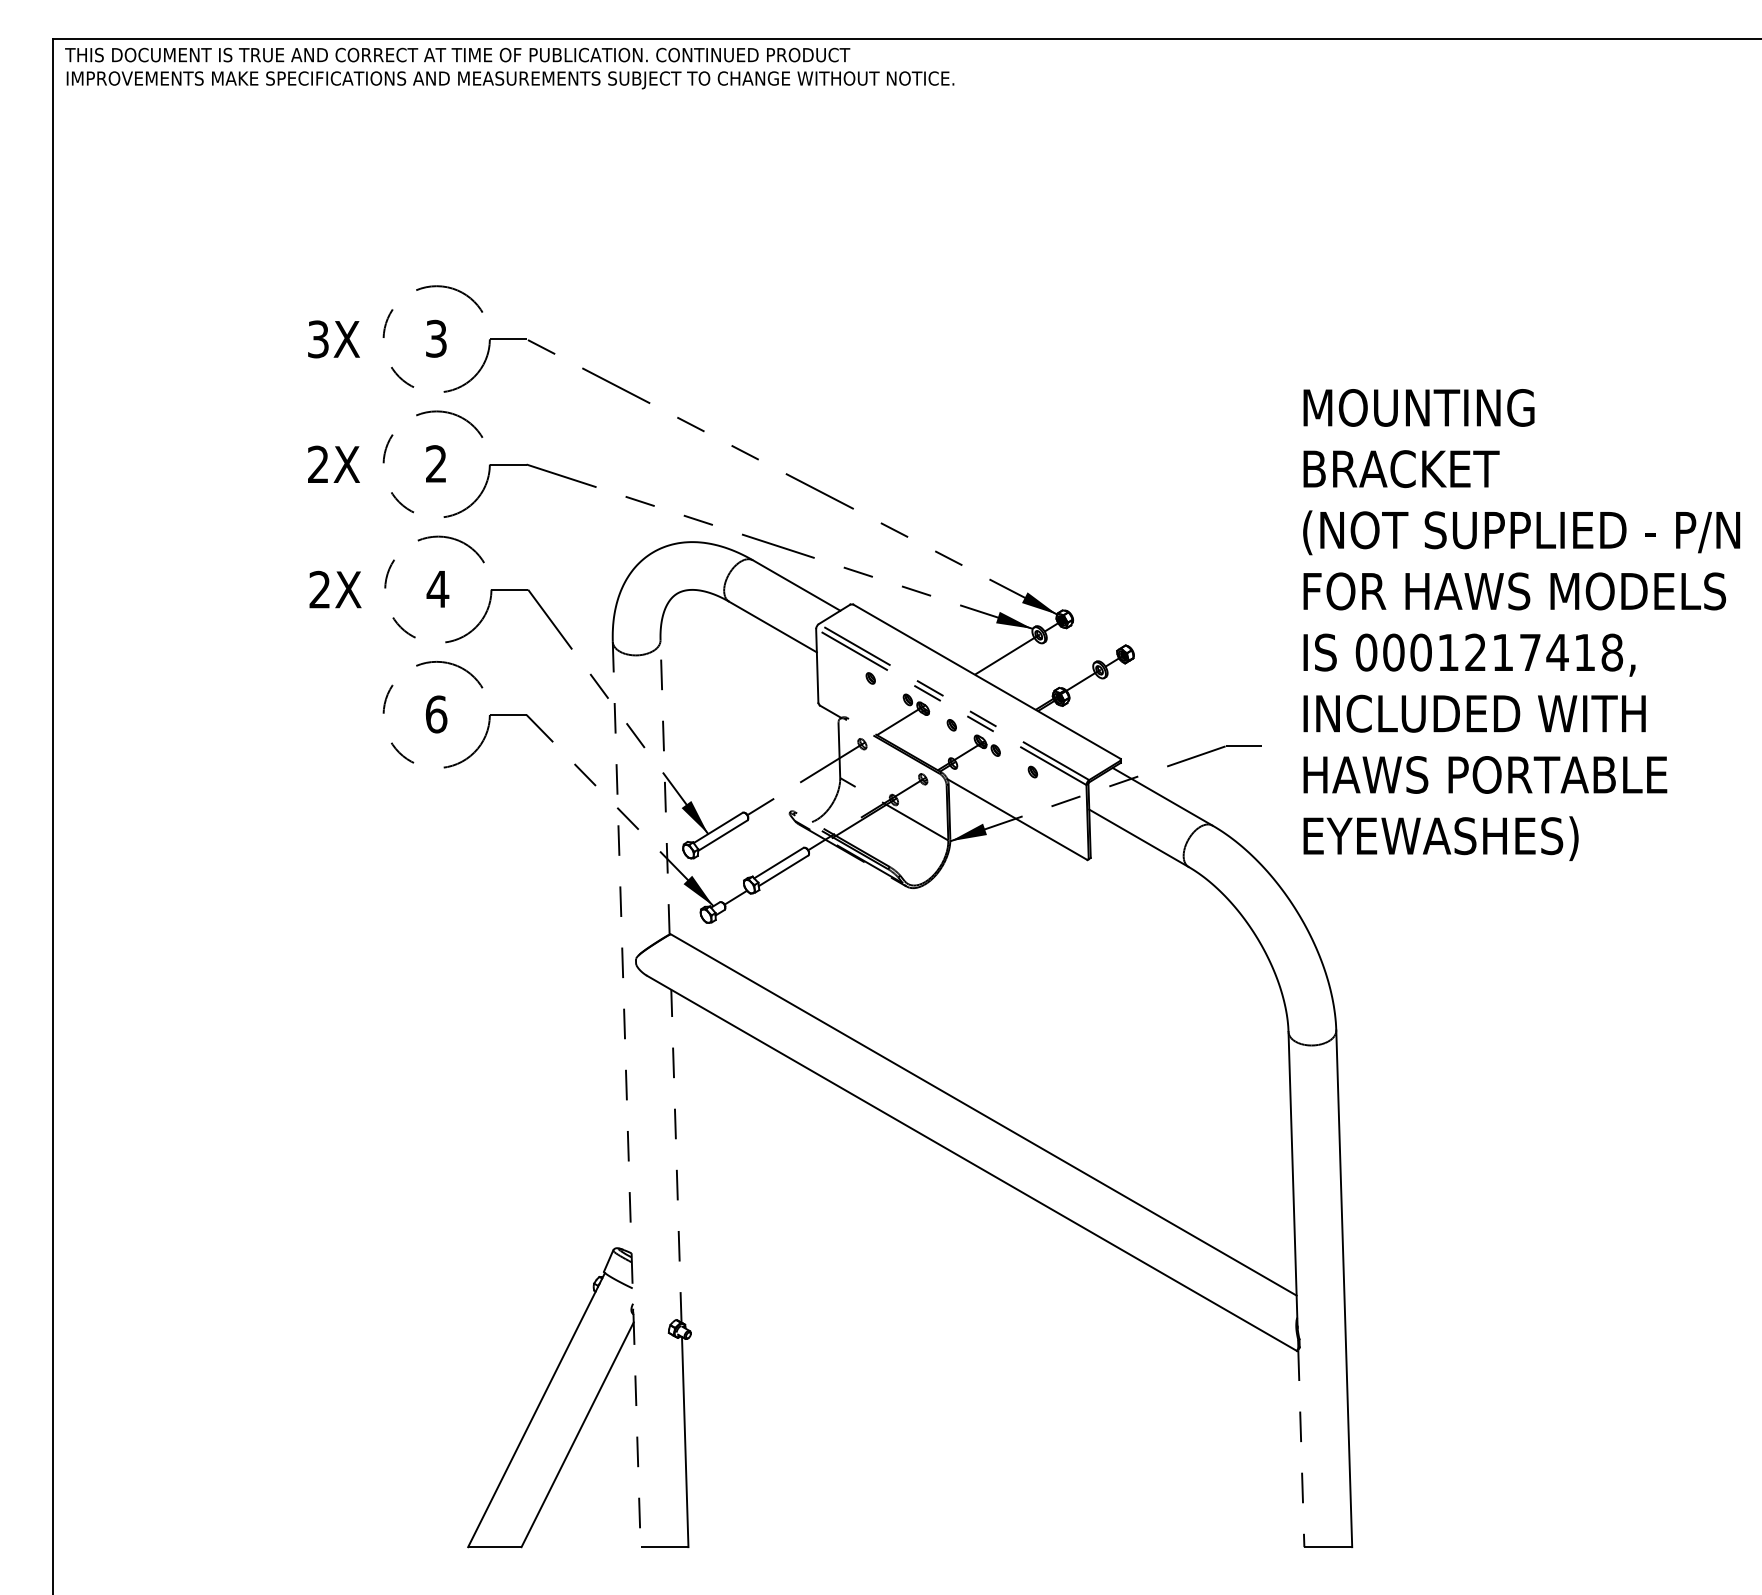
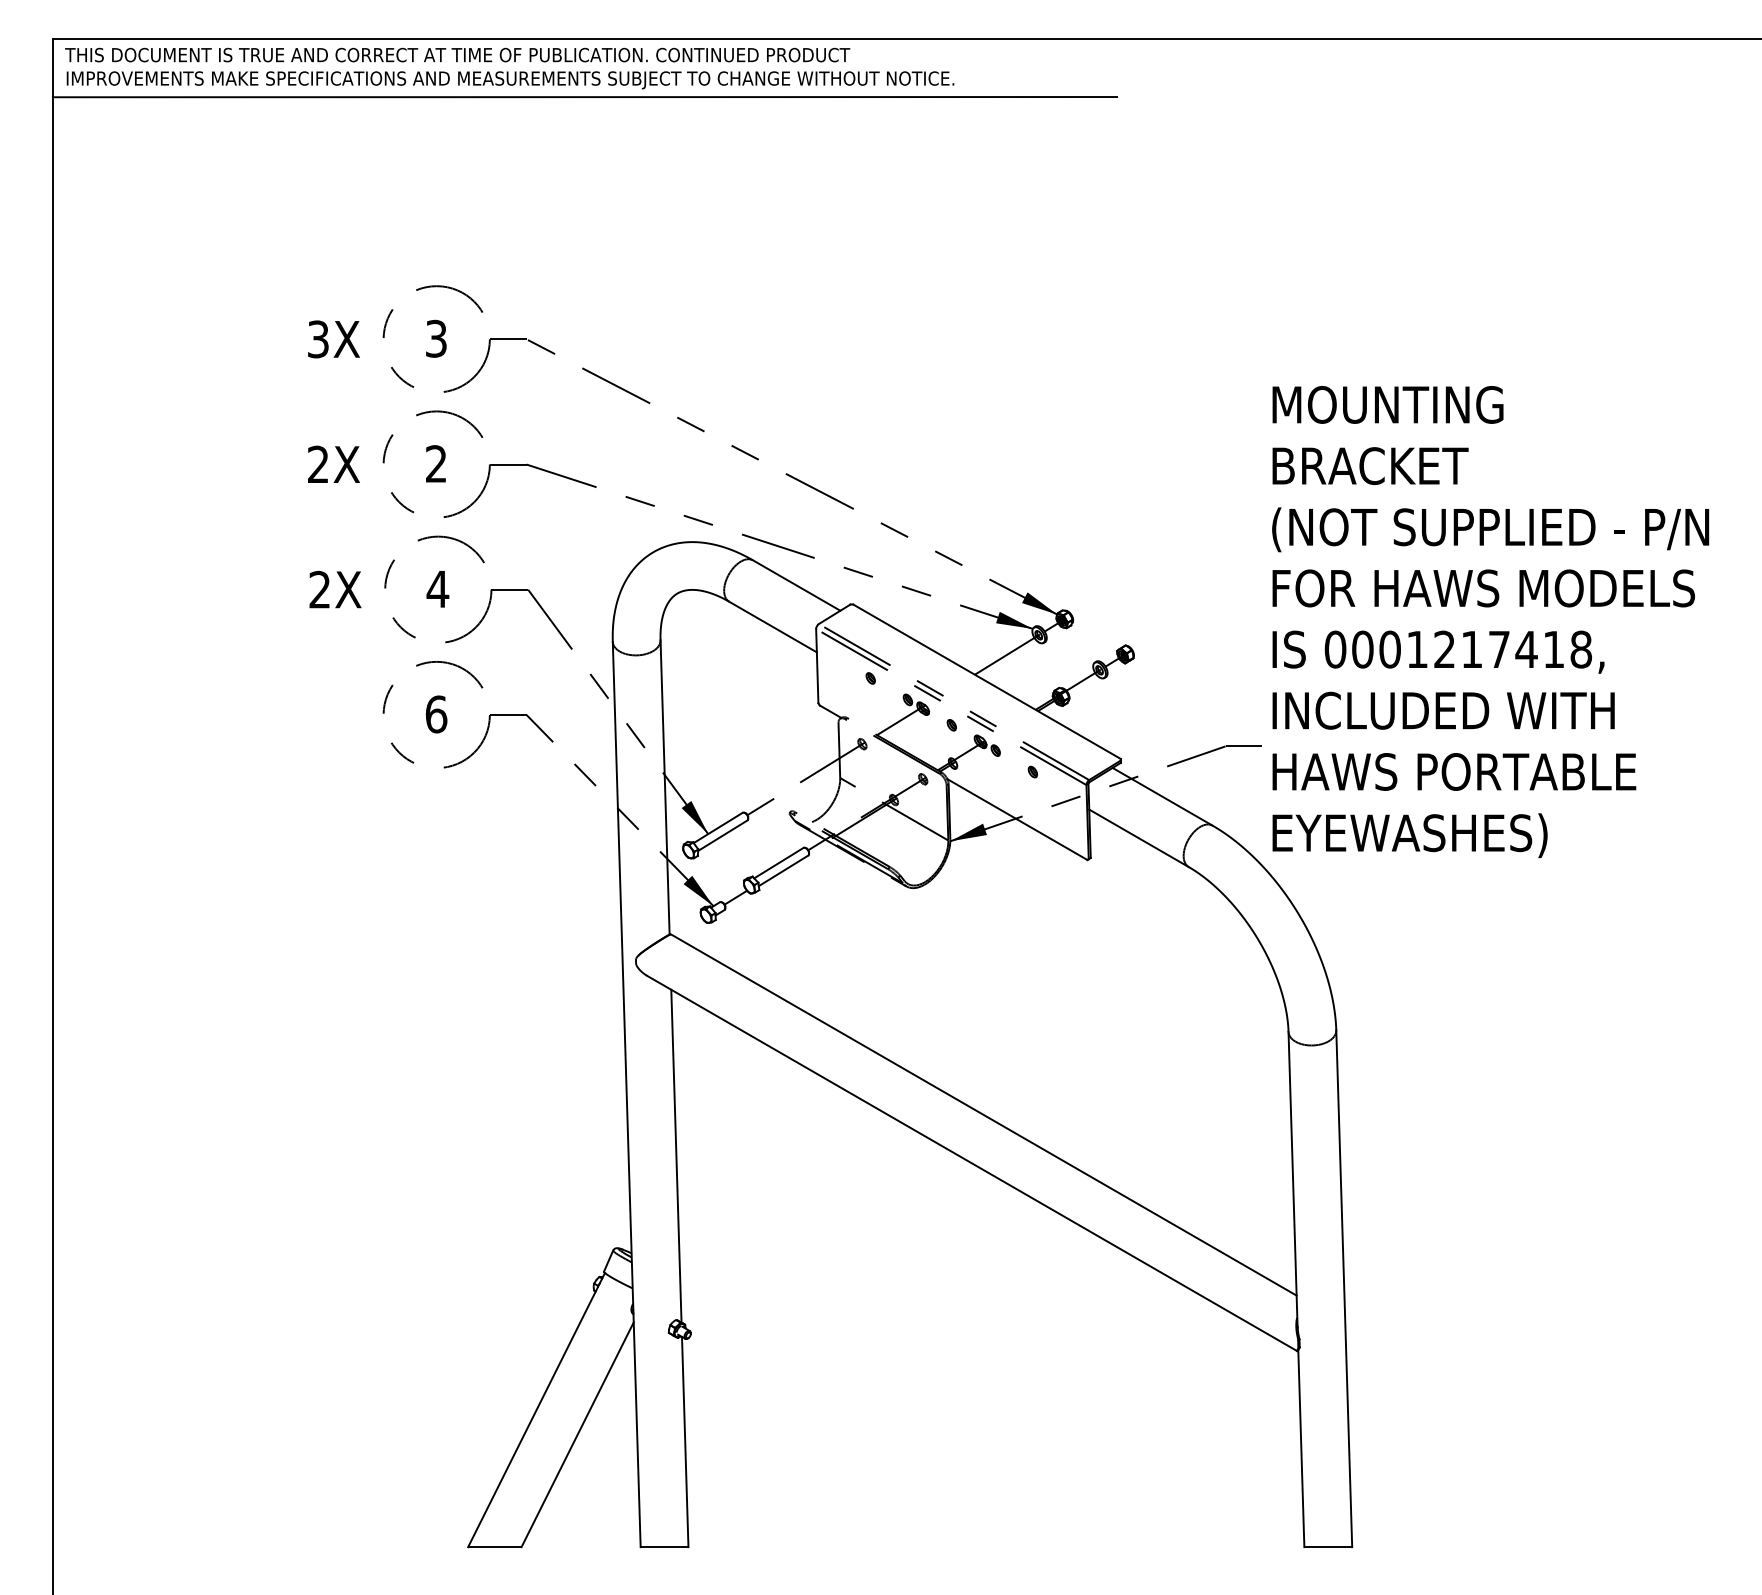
line: none -> present (584, 97)
text position: (1521, 625) -> (1490, 622) (1490, 622)
line: dashed -> solid (665, 787)
line: dashed -> solid (626, 1094)
line: dashed -> solid (676, 1156)
line: dashed -> solid (1301, 1449)
